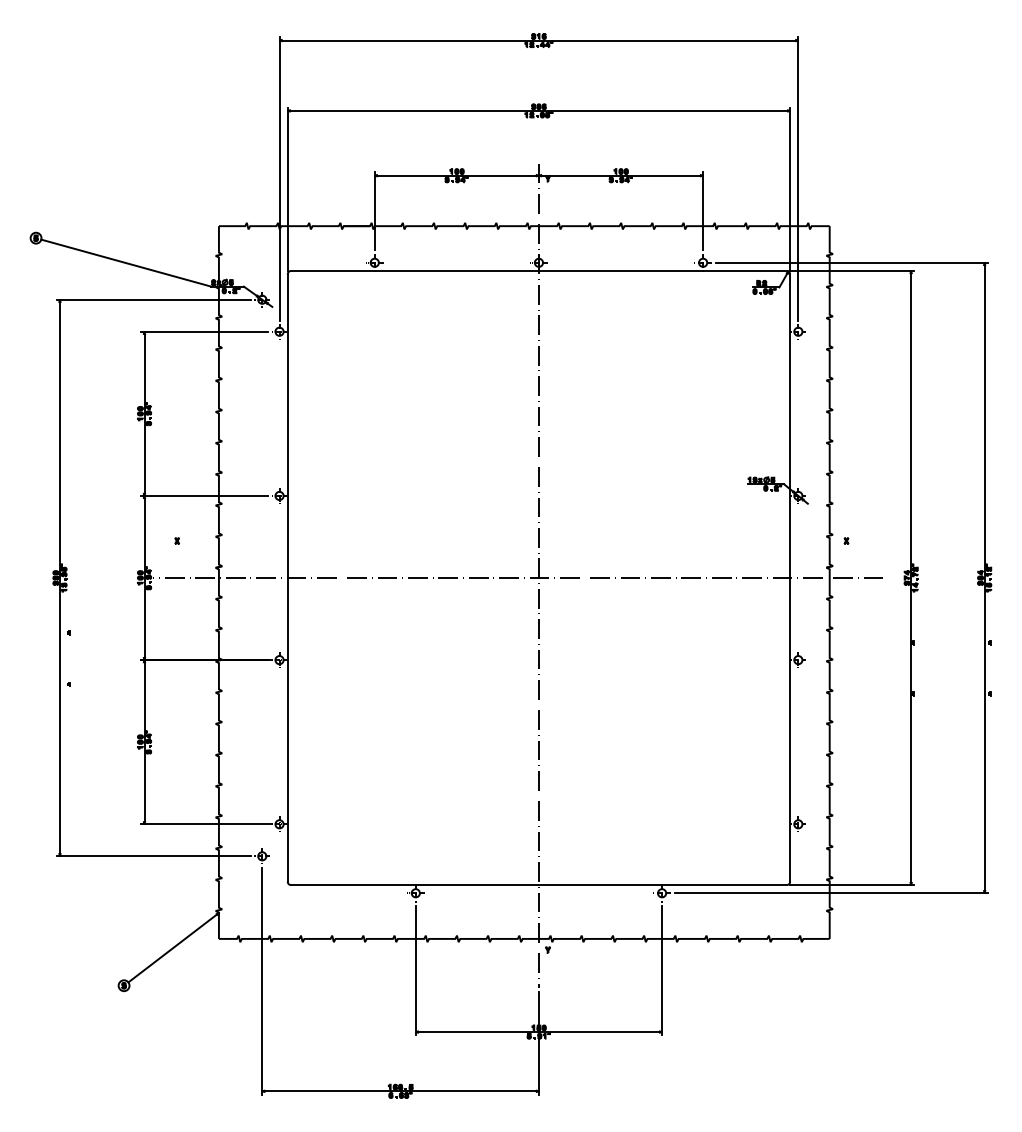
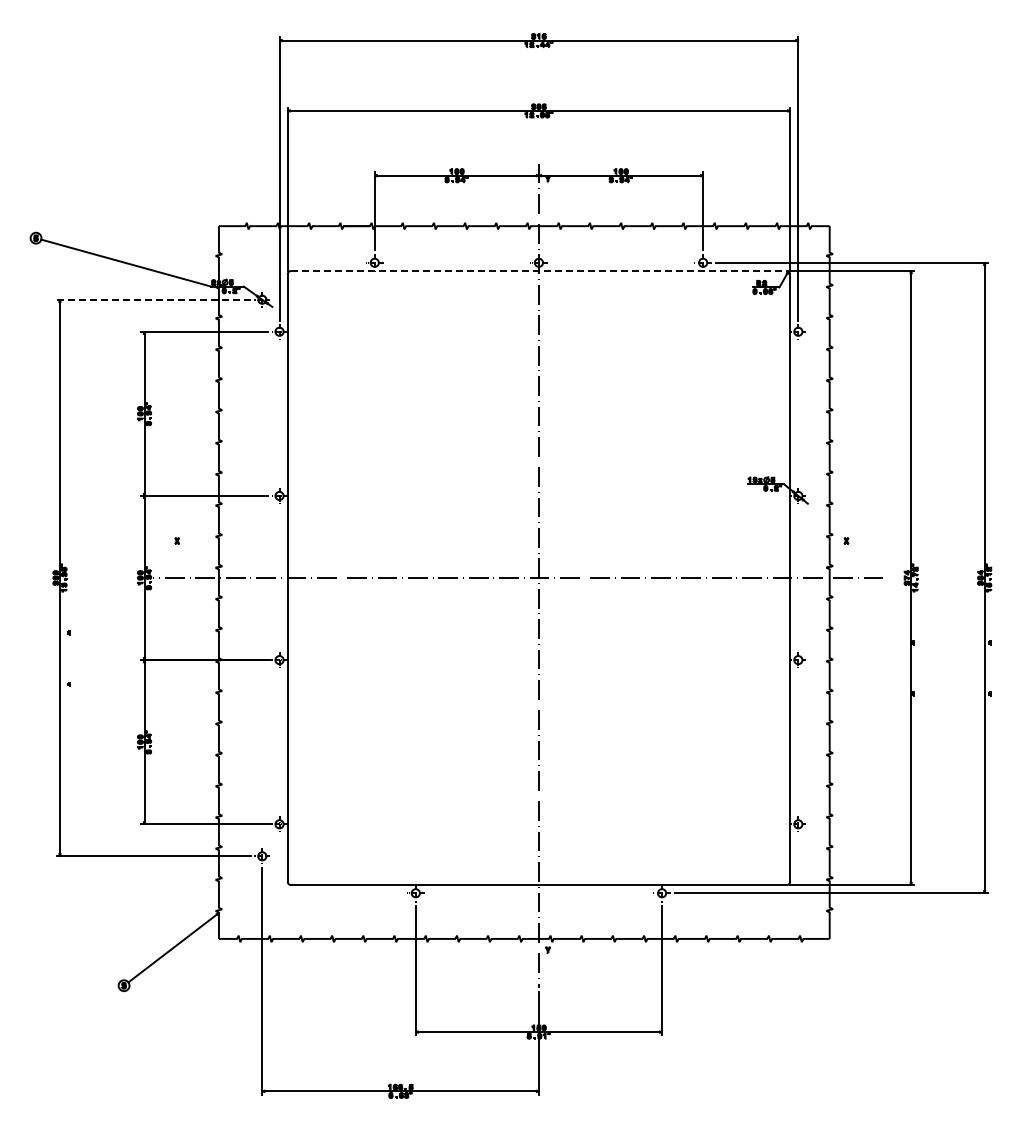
line: solid -> dashed (538, 271)
line: solid -> dashed (153, 299)
